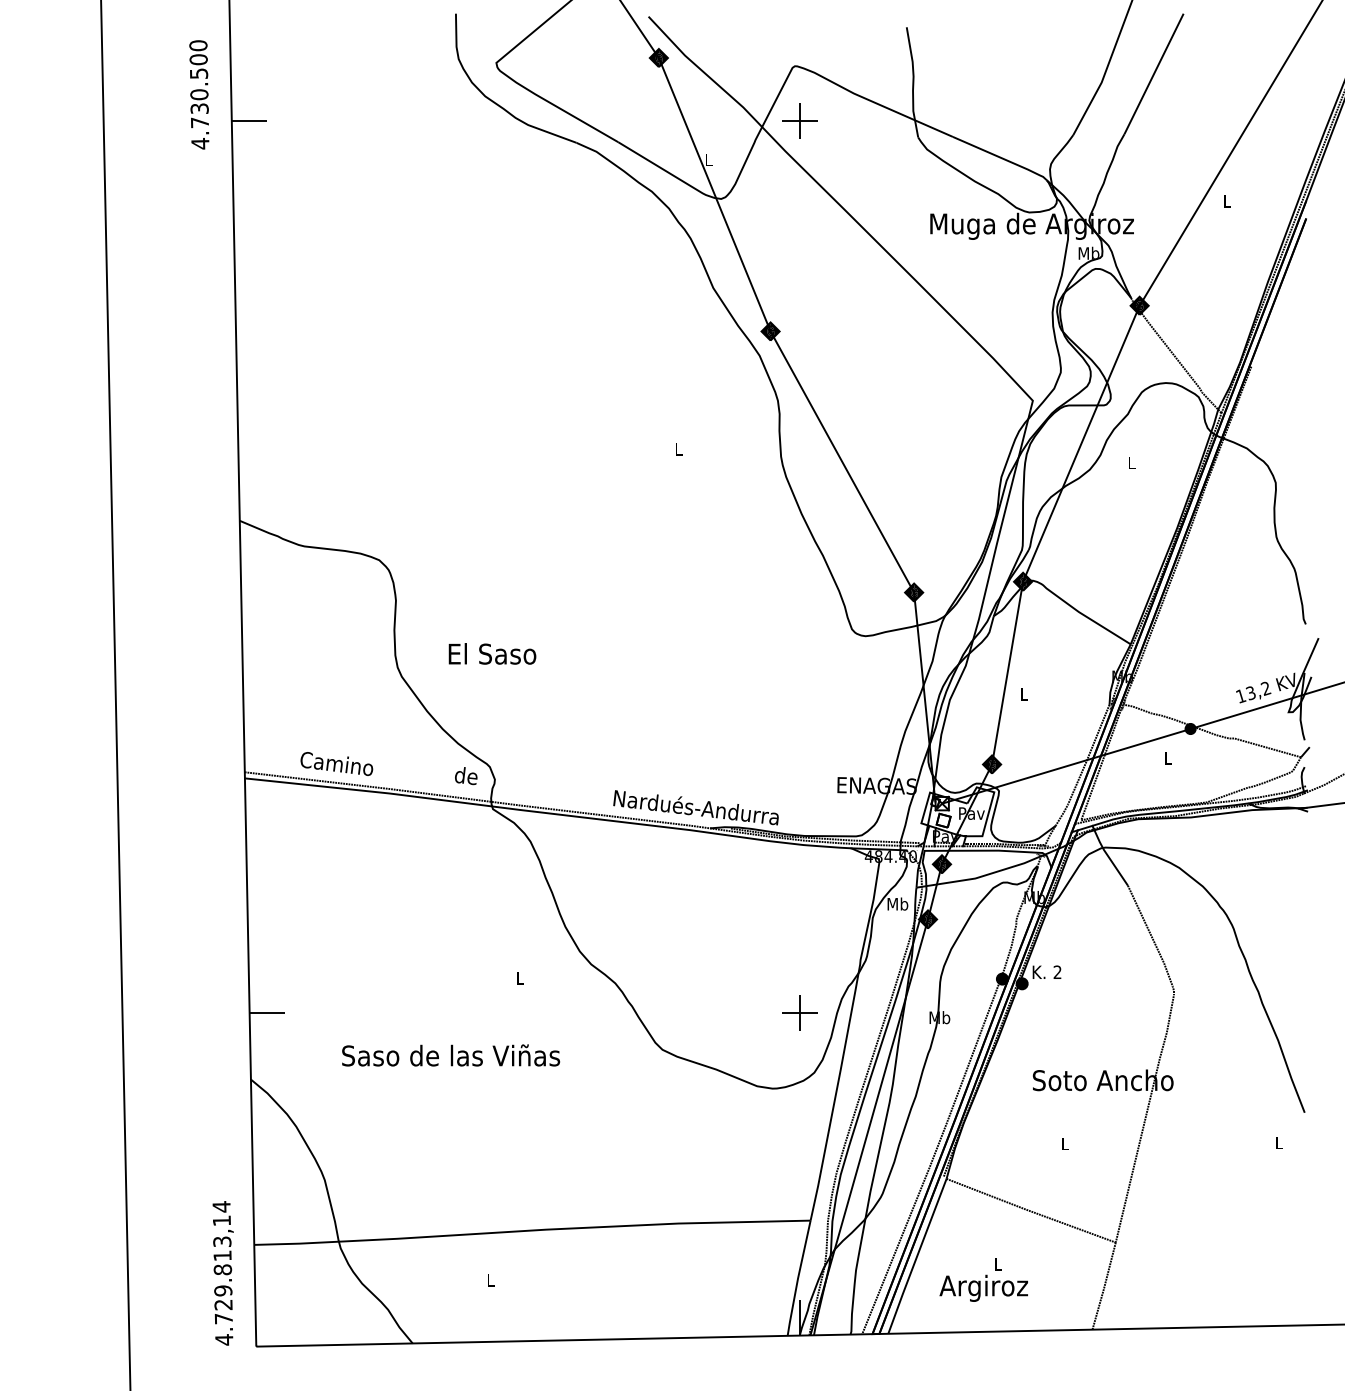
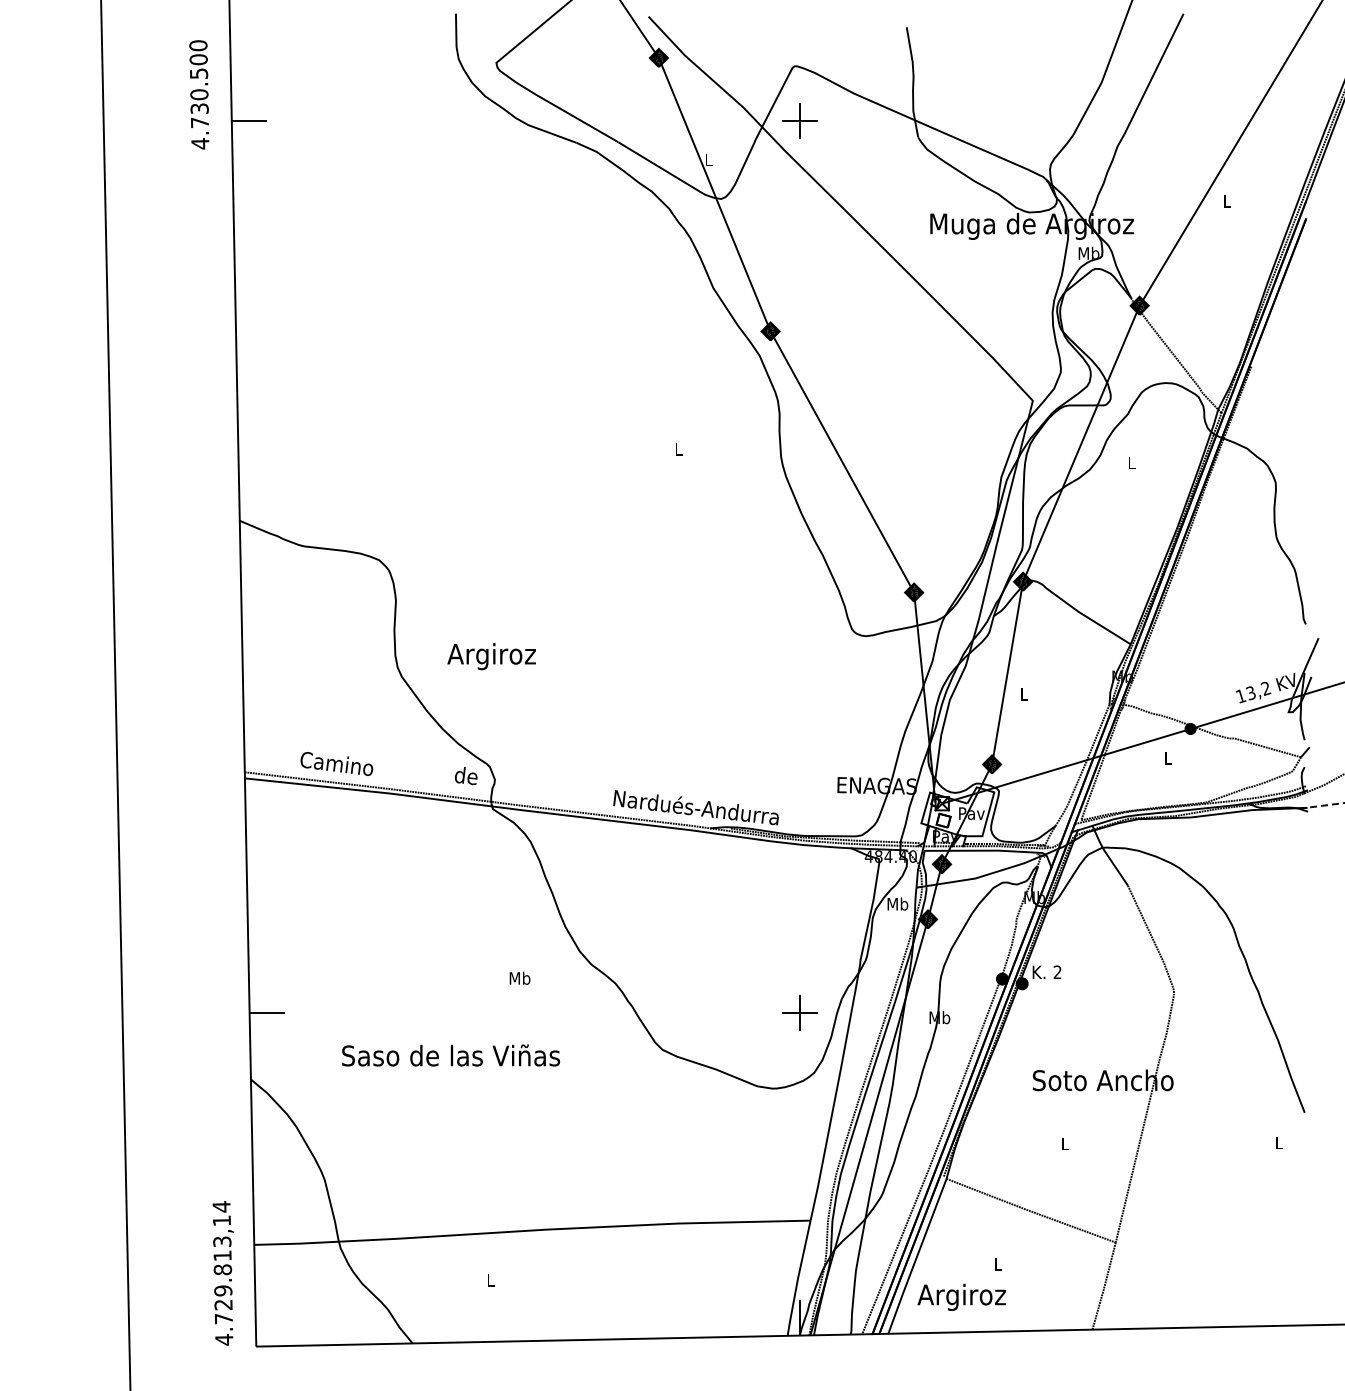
text: El Saso -> Argiroz (491, 656)
line: solid -> dashed (1321, 805)
text: L -> Mb (519, 977)
text position: (983, 1287) -> (961, 1296) (961, 1296)
